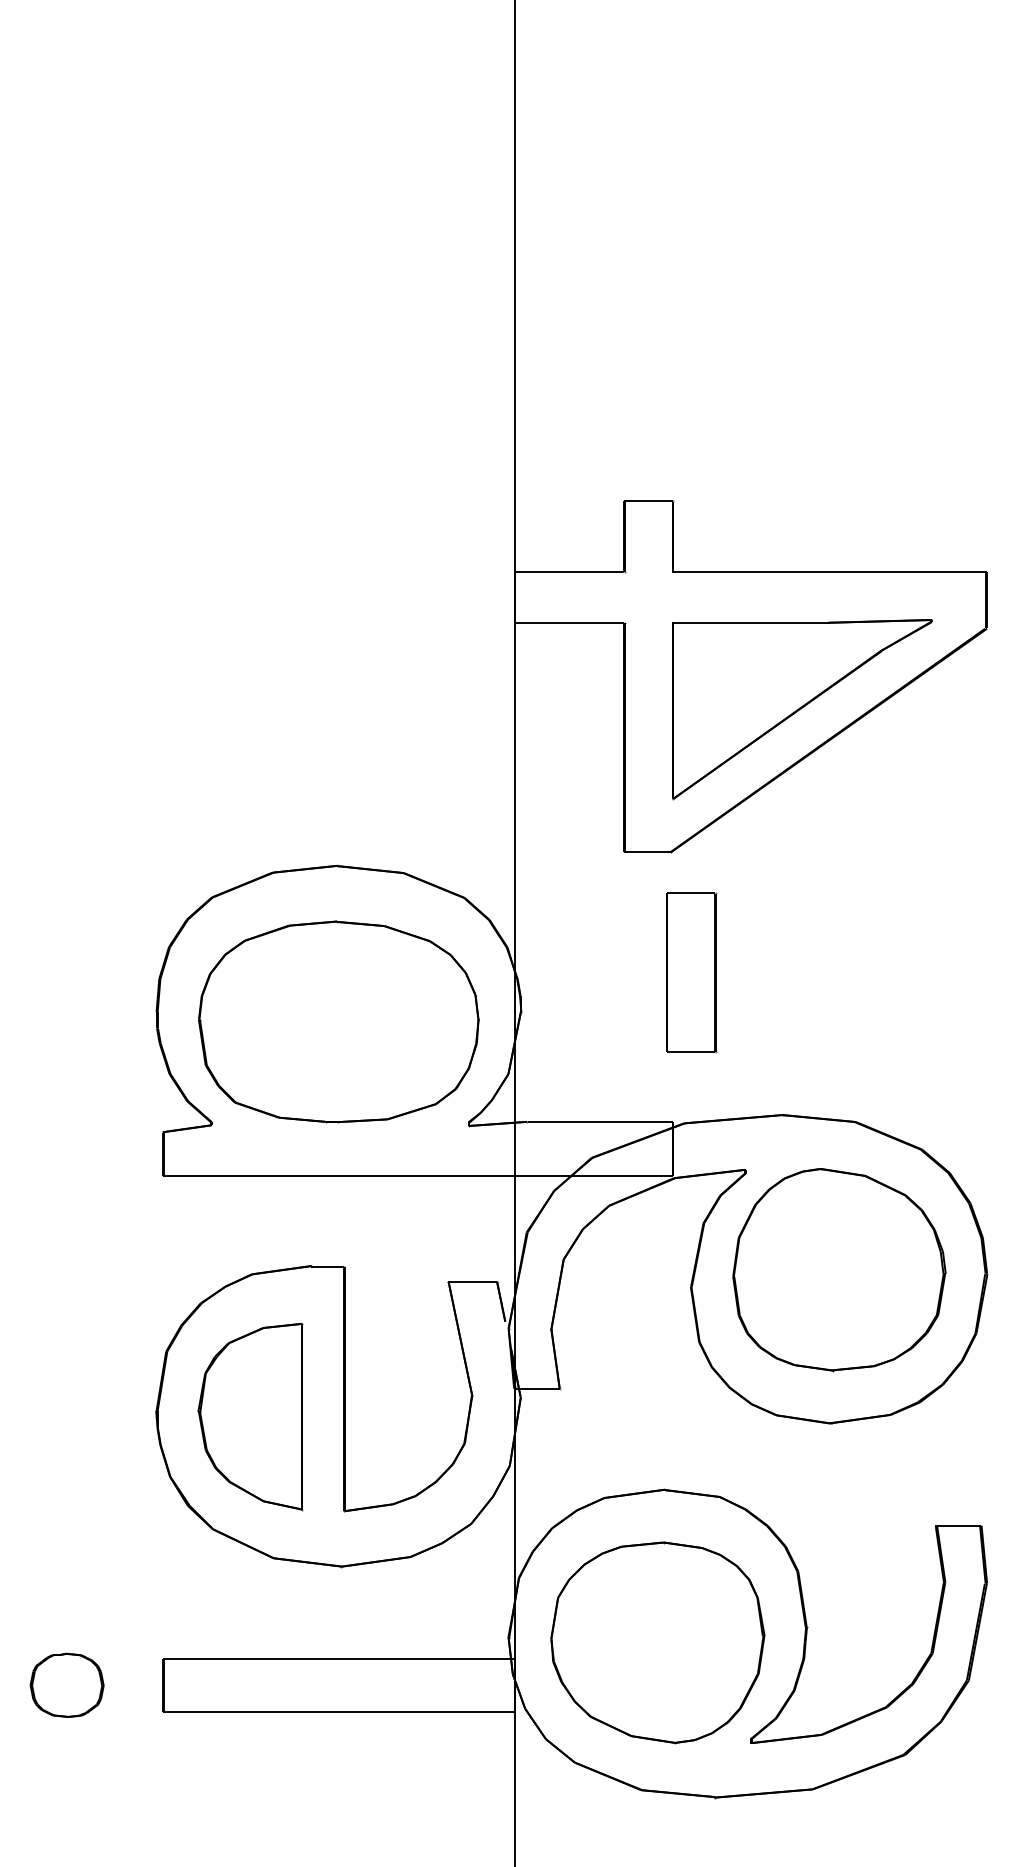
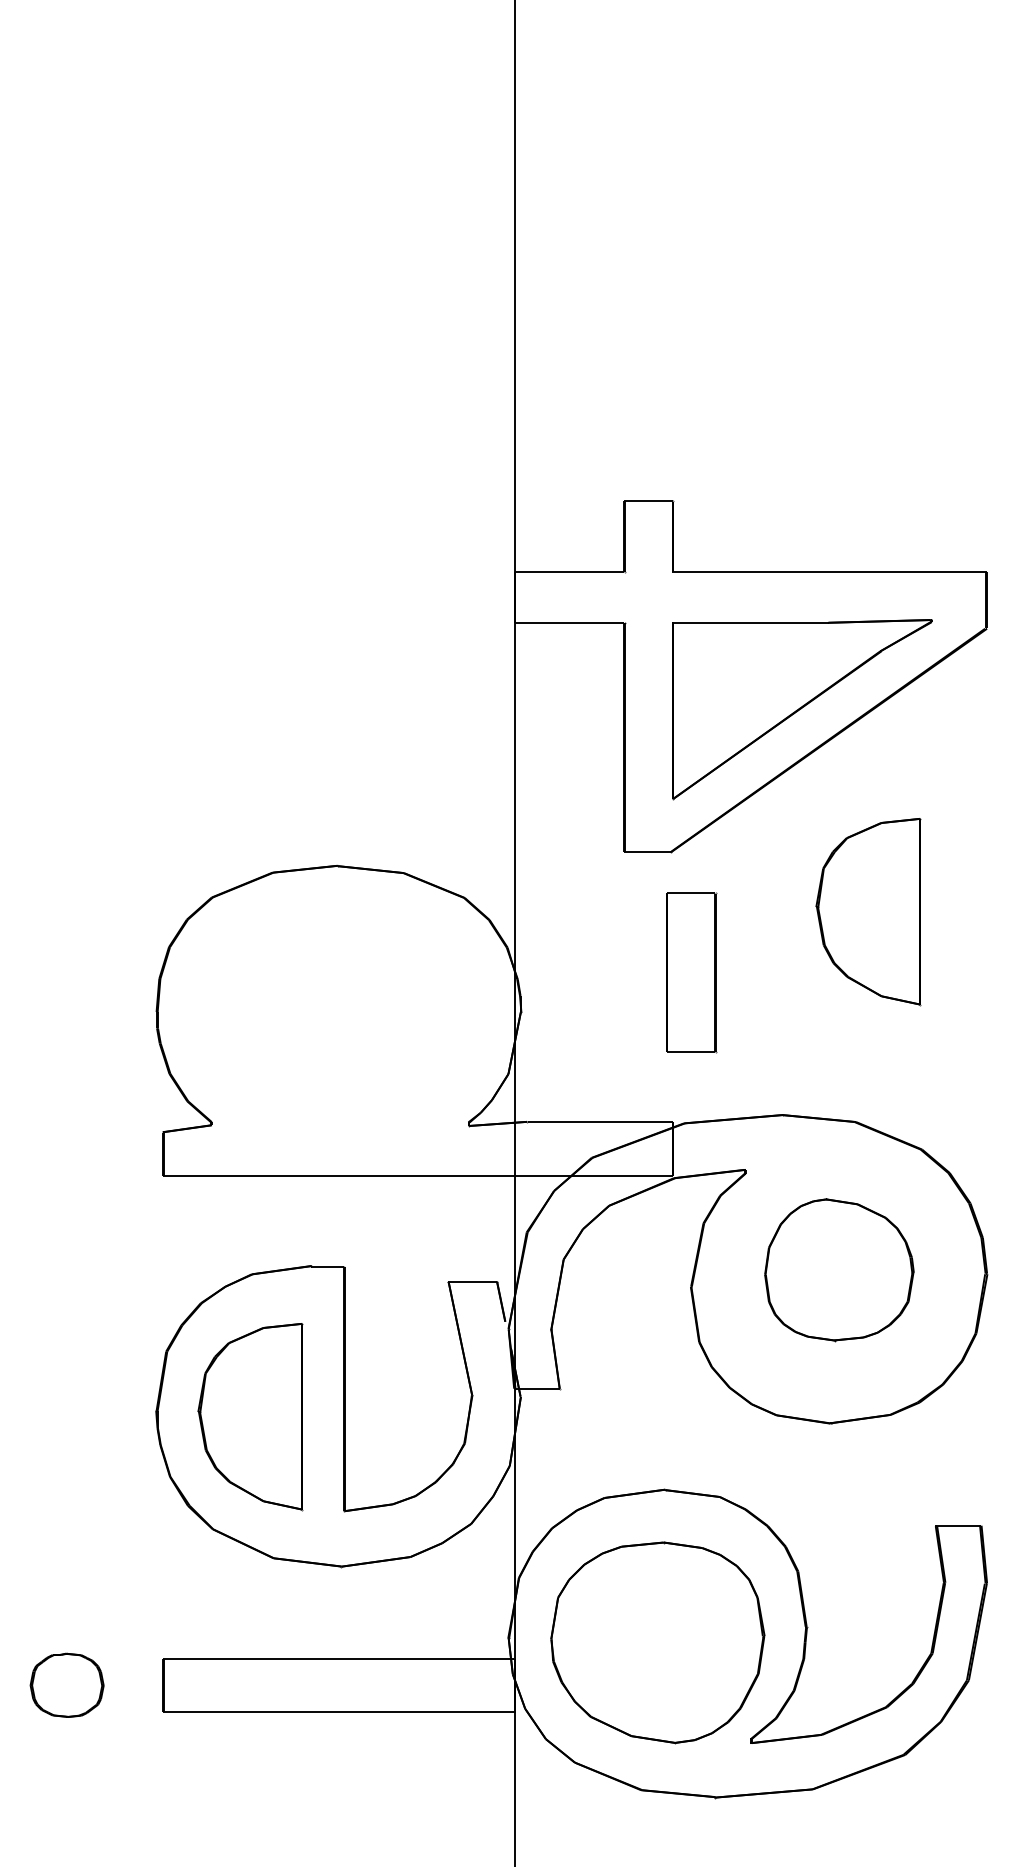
part: none -> present (868, 912)
part: present -> none (338, 1021)
part size: 215x205 px -> 151x145 px (839, 1270)
